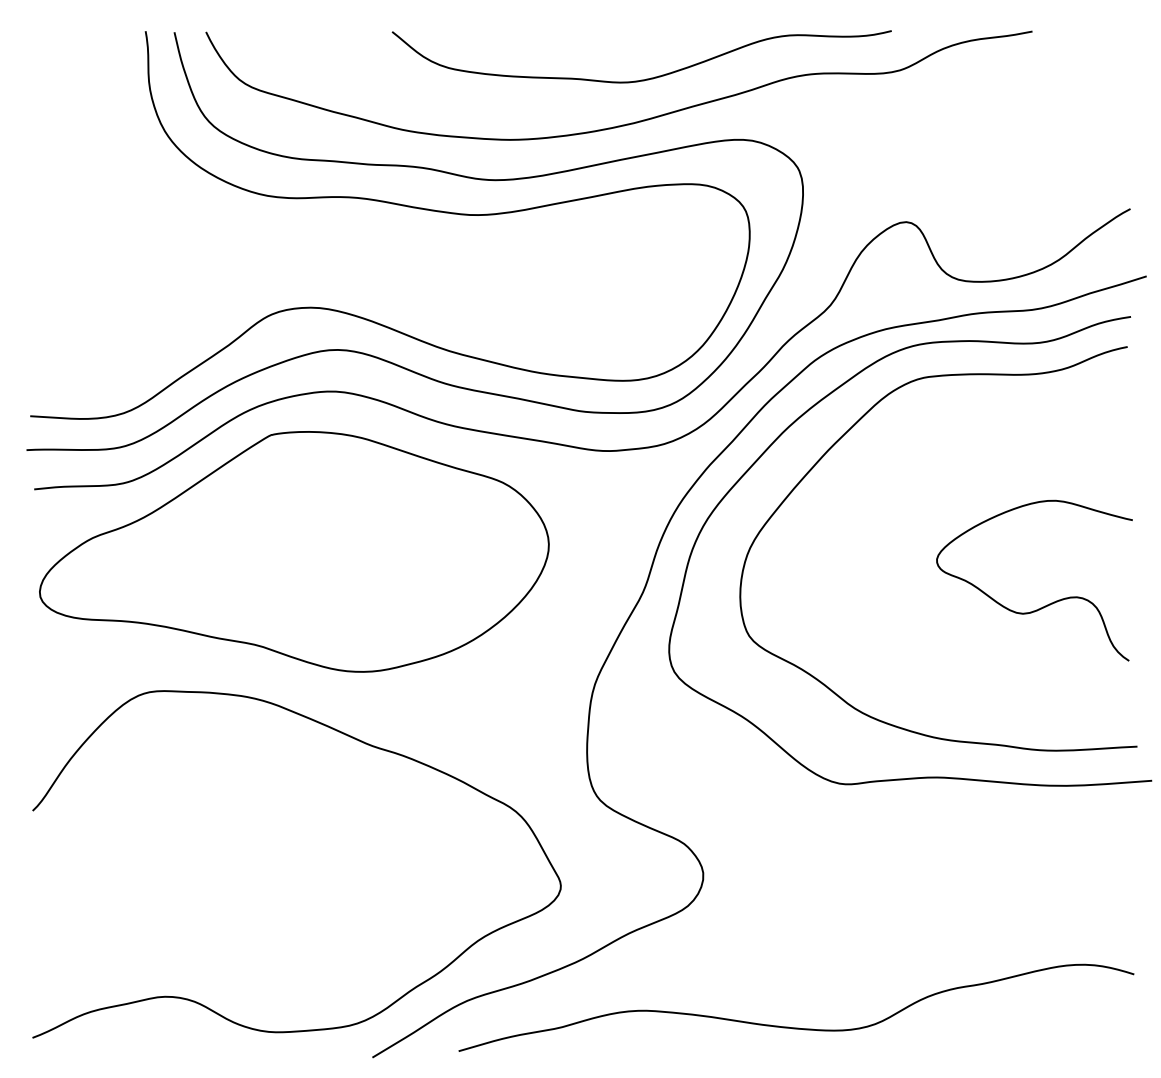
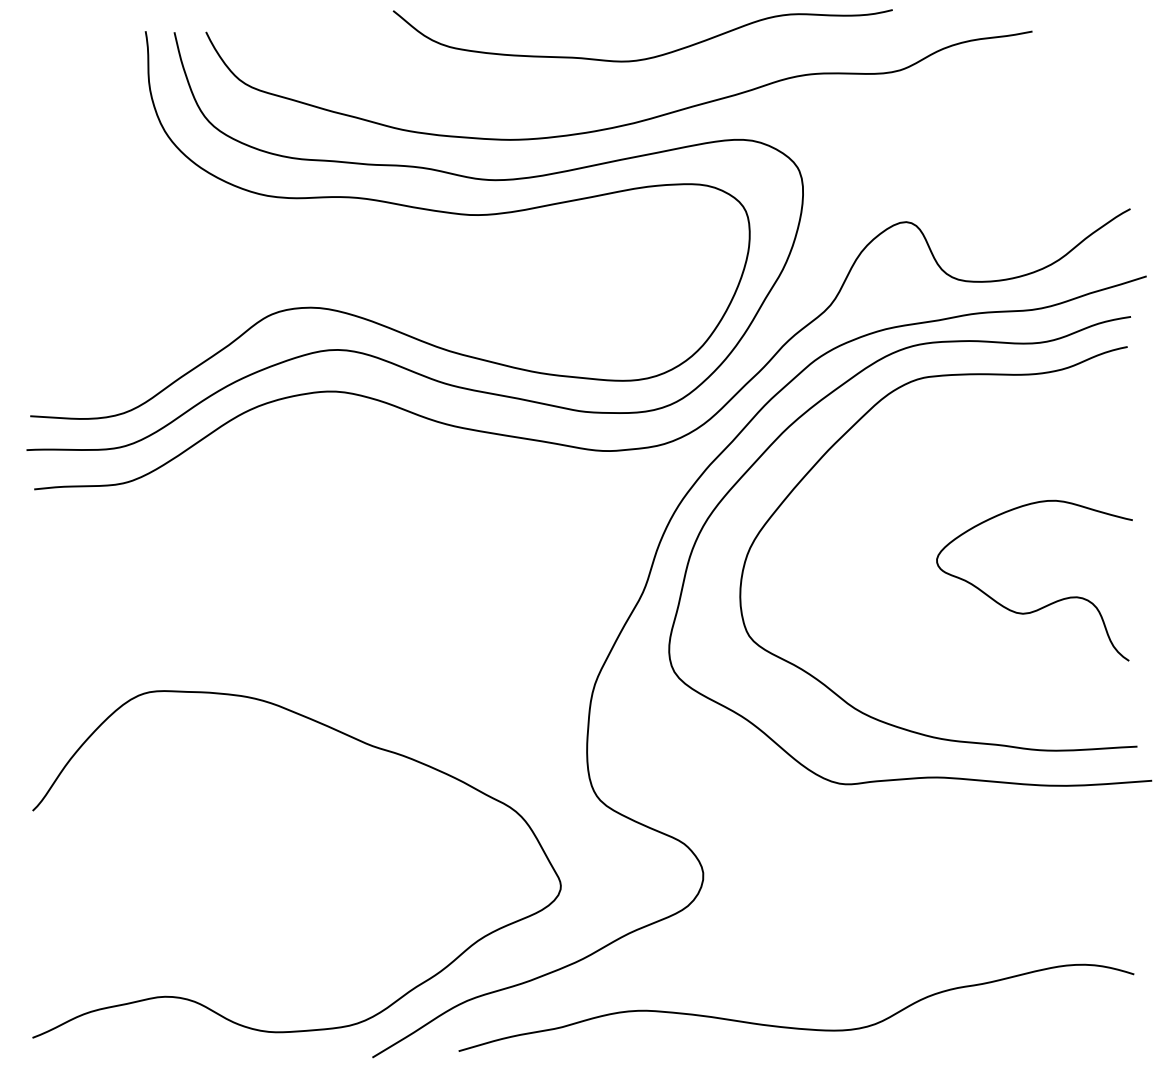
curve position: (646, 78) -> (647, 57) (647, 57)
part: present -> none (294, 551)
